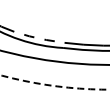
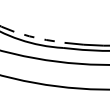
arc: dashed -> solid (54, 86)
